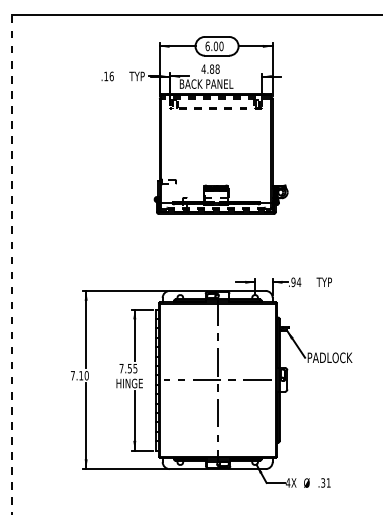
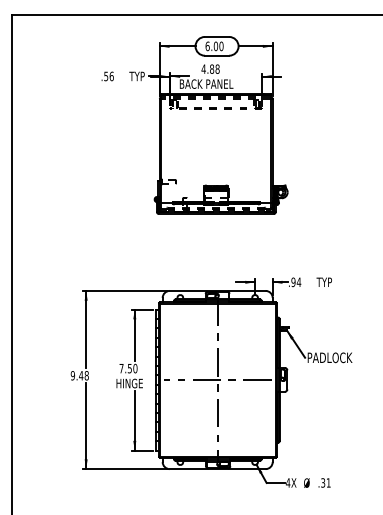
text: .16 -> .56 (106, 76)
line: dashed -> solid (11, 264)
text: 7.55 -> 7.50 (135, 368)
text: 7.10 -> 9.48 (79, 375)
